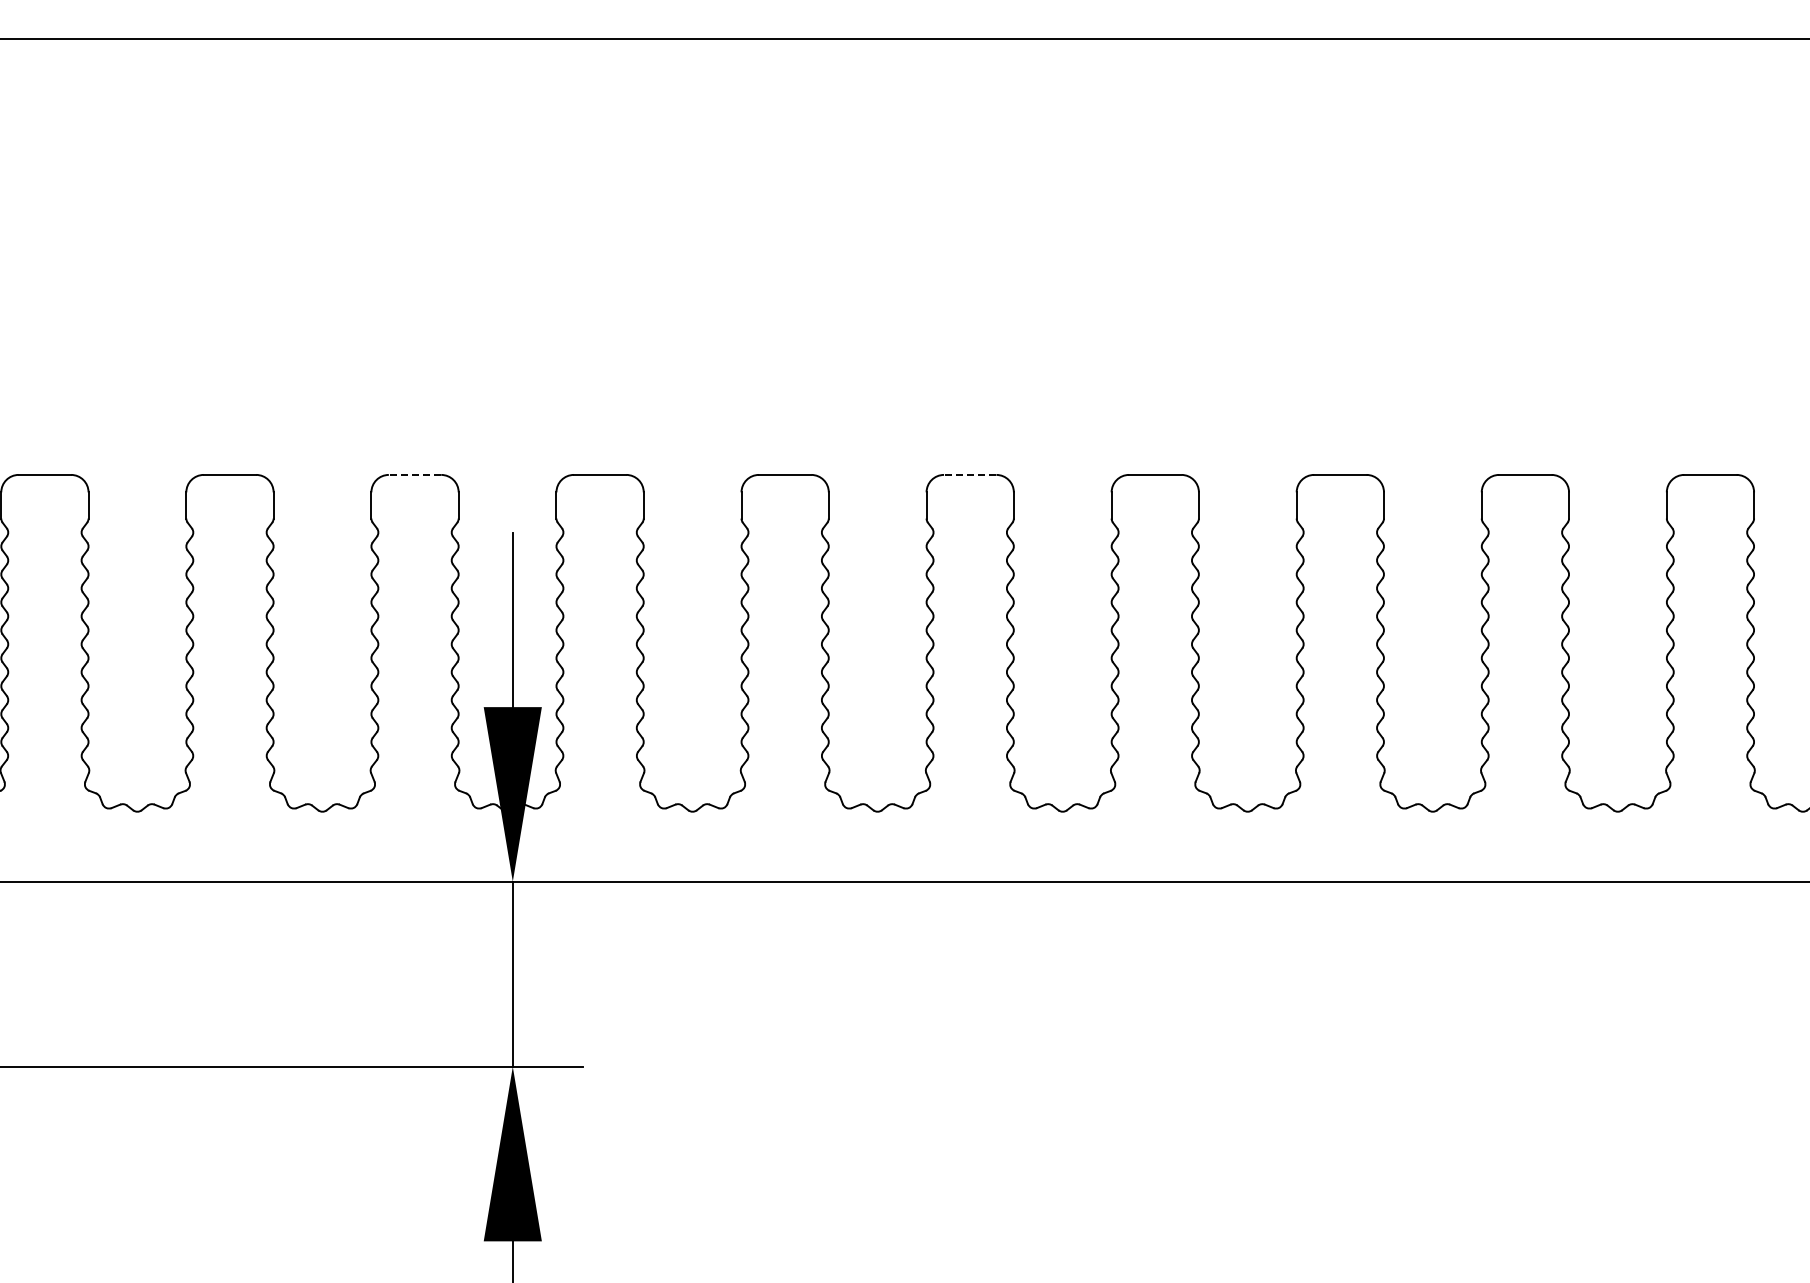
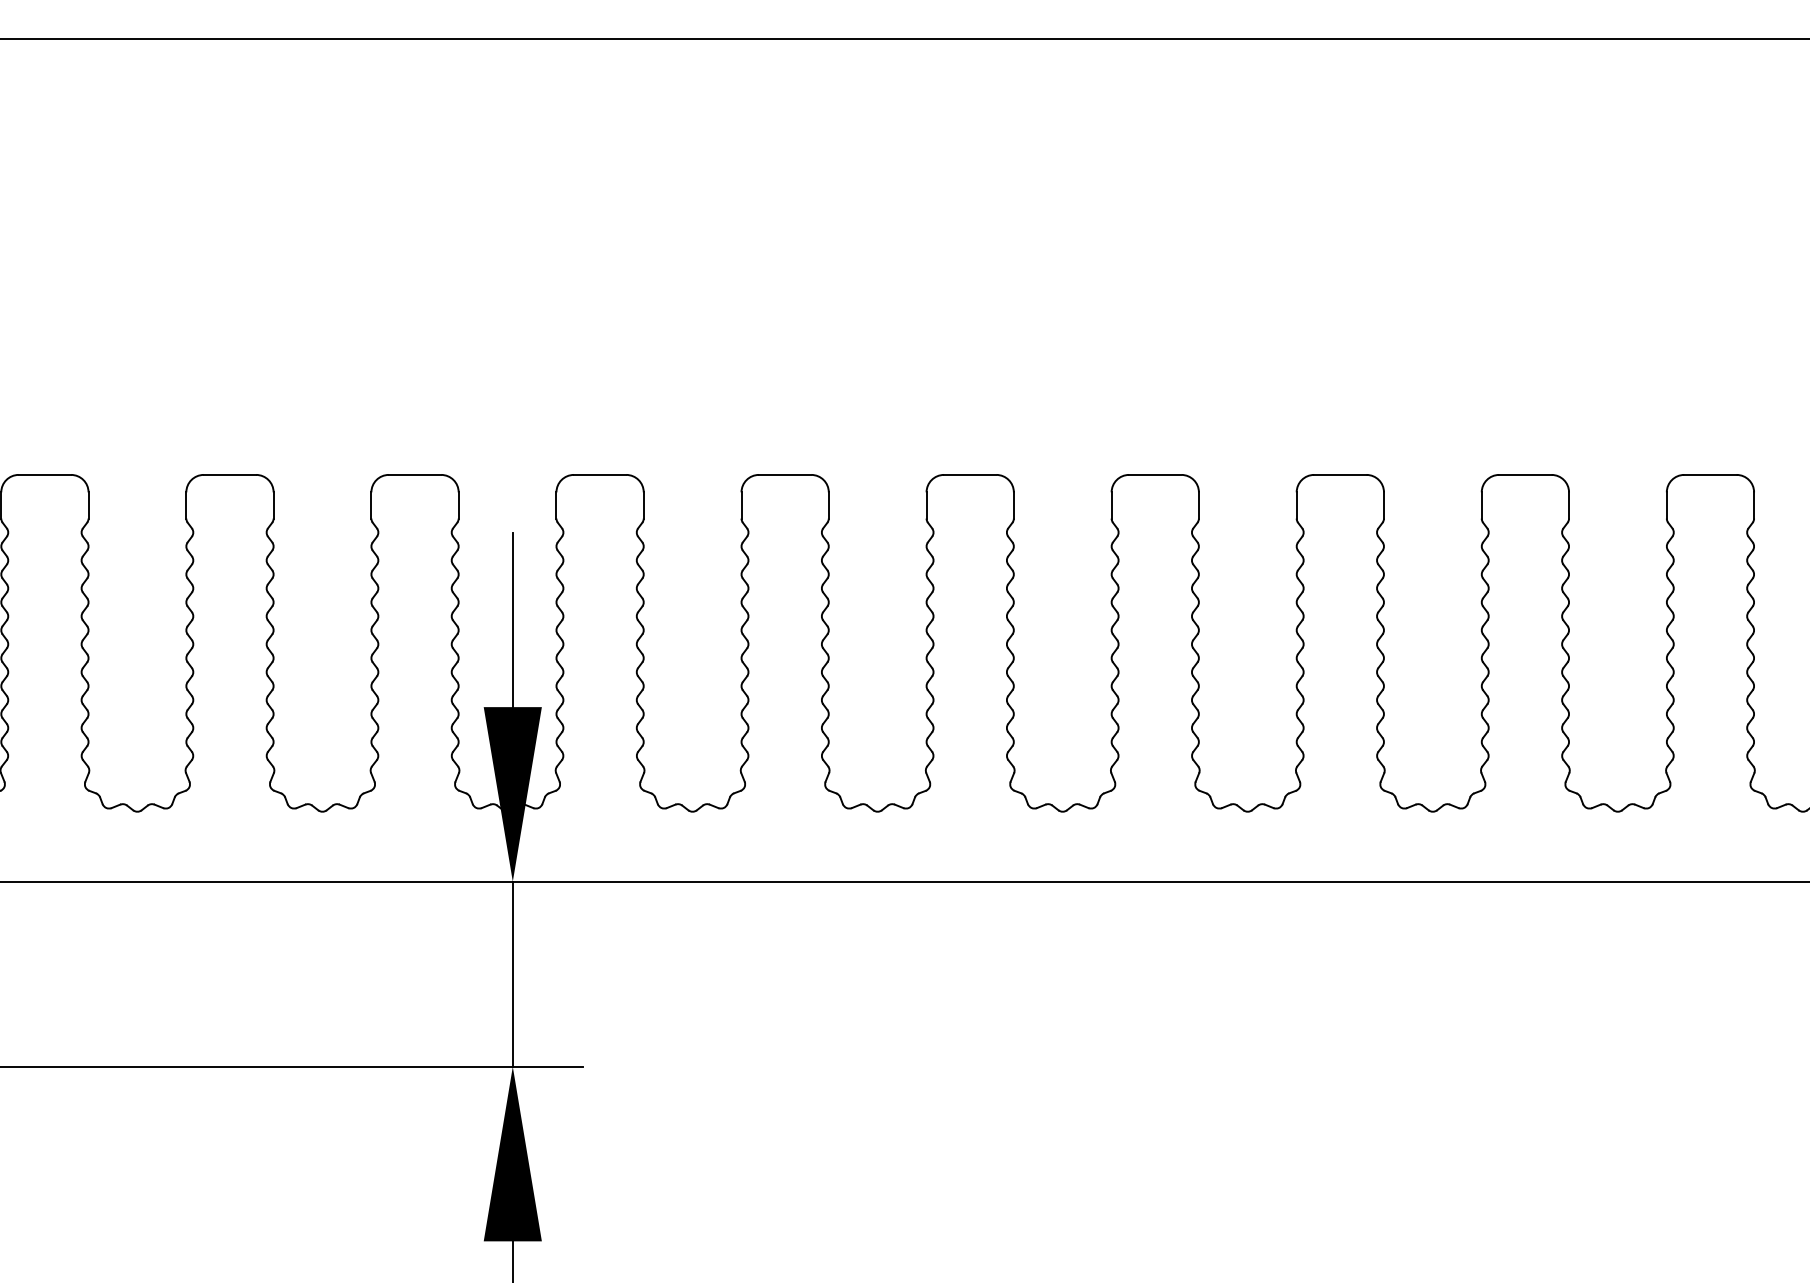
line: dashed -> solid (414, 474)
line: dashed -> solid (969, 474)
